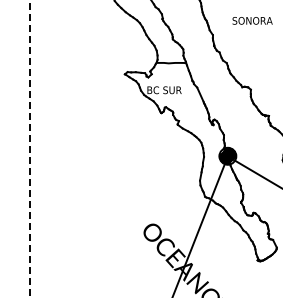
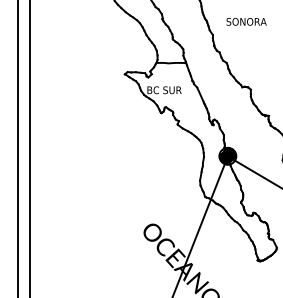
text position: (252, 20) -> (246, 21) (246, 21)
line: none -> present (18, 148)
line: dashed -> solid (30, 148)
